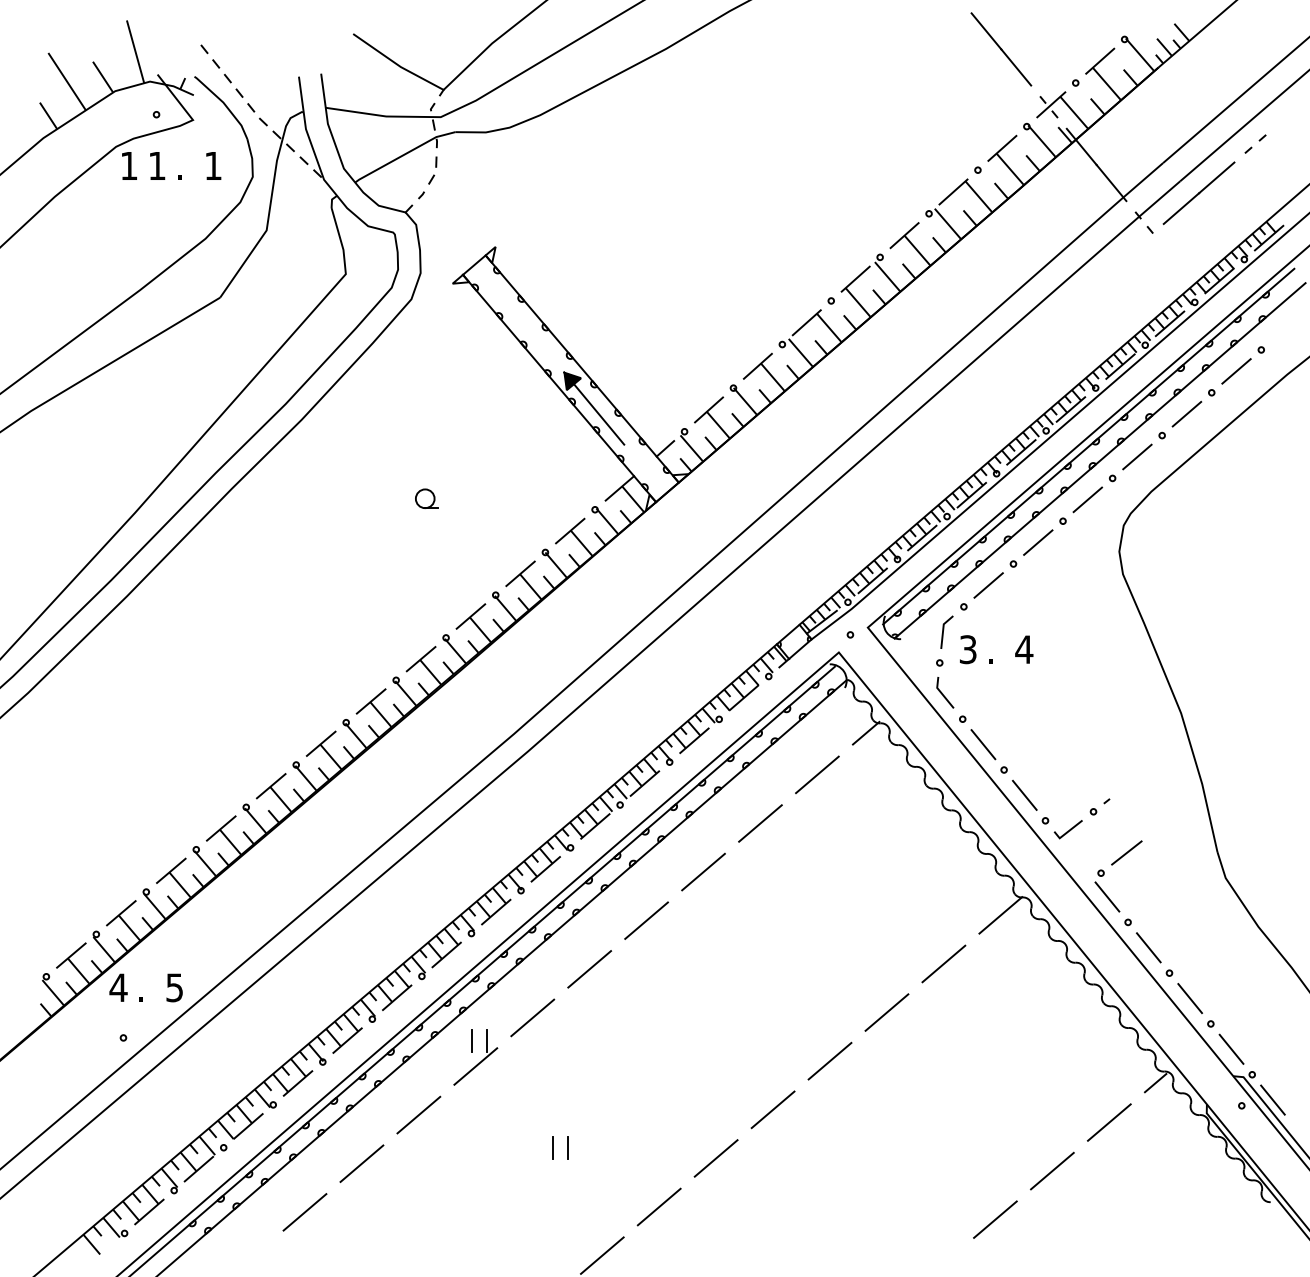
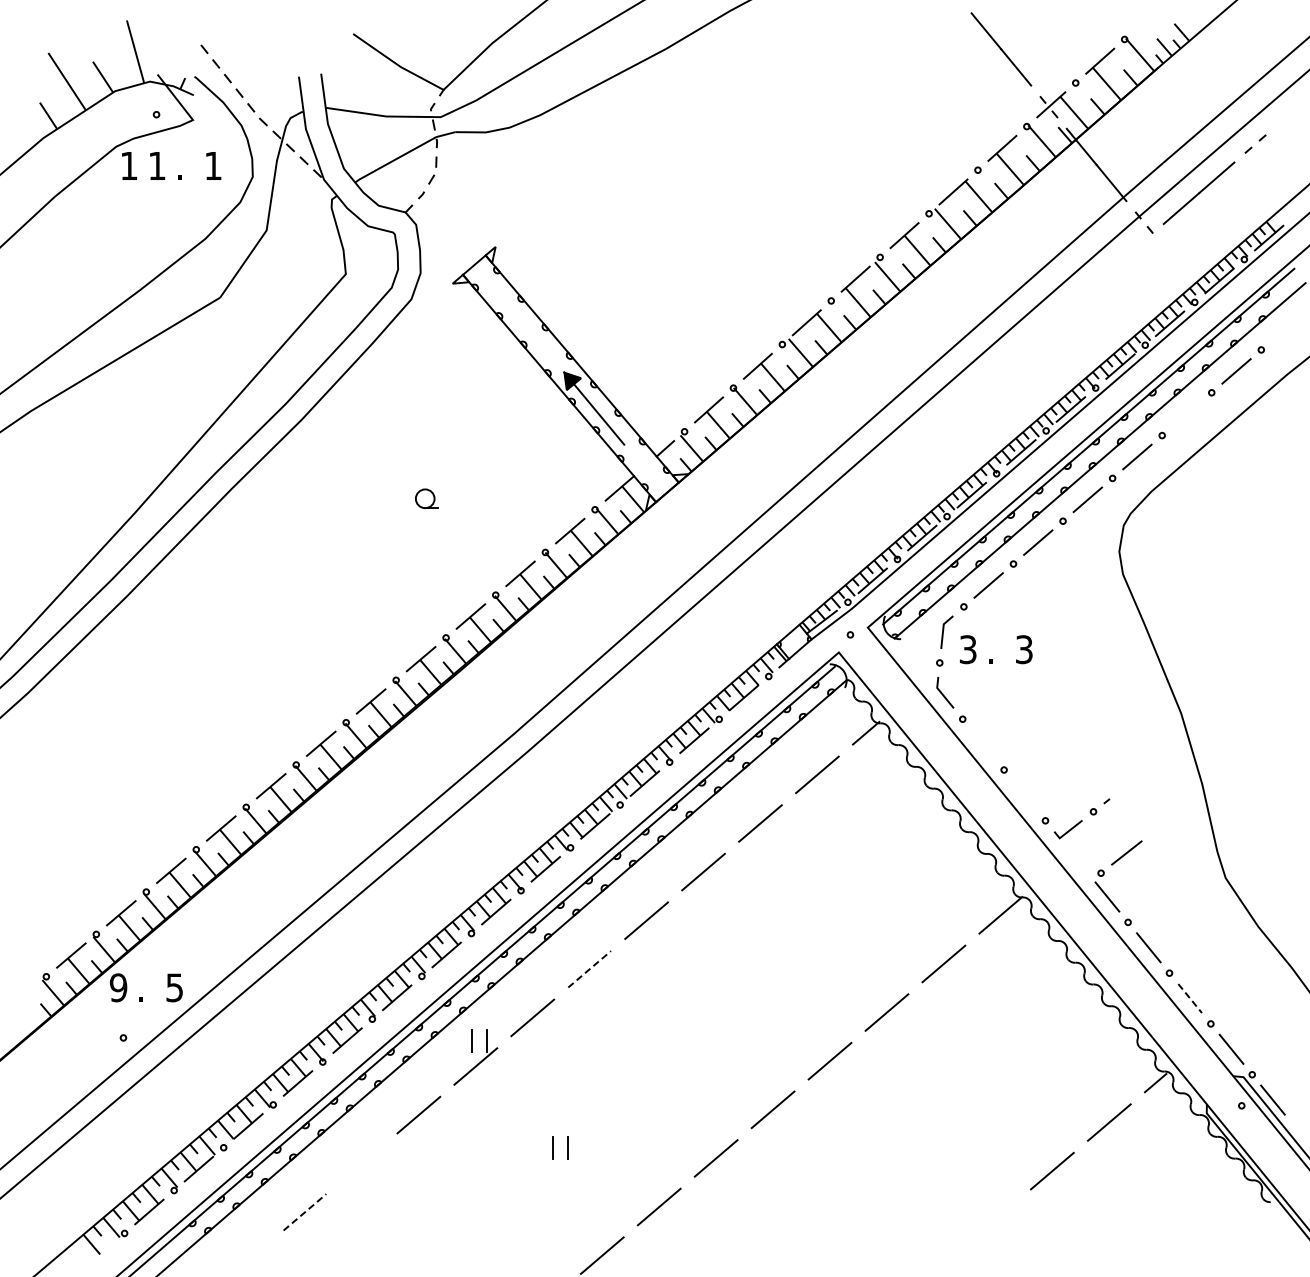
line: present -> none (1186, 413)
text: 4 -> 3 (1024, 649)
line: present -> none (983, 744)
line: present -> none (1024, 794)
line: solid -> dashed (590, 968)
text: 4 -> 9 (118, 987)
line: solid -> dashed (1190, 998)
line: present -> none (361, 1163)
line: solid -> dashed (305, 1212)
line: present -> none (995, 1219)
